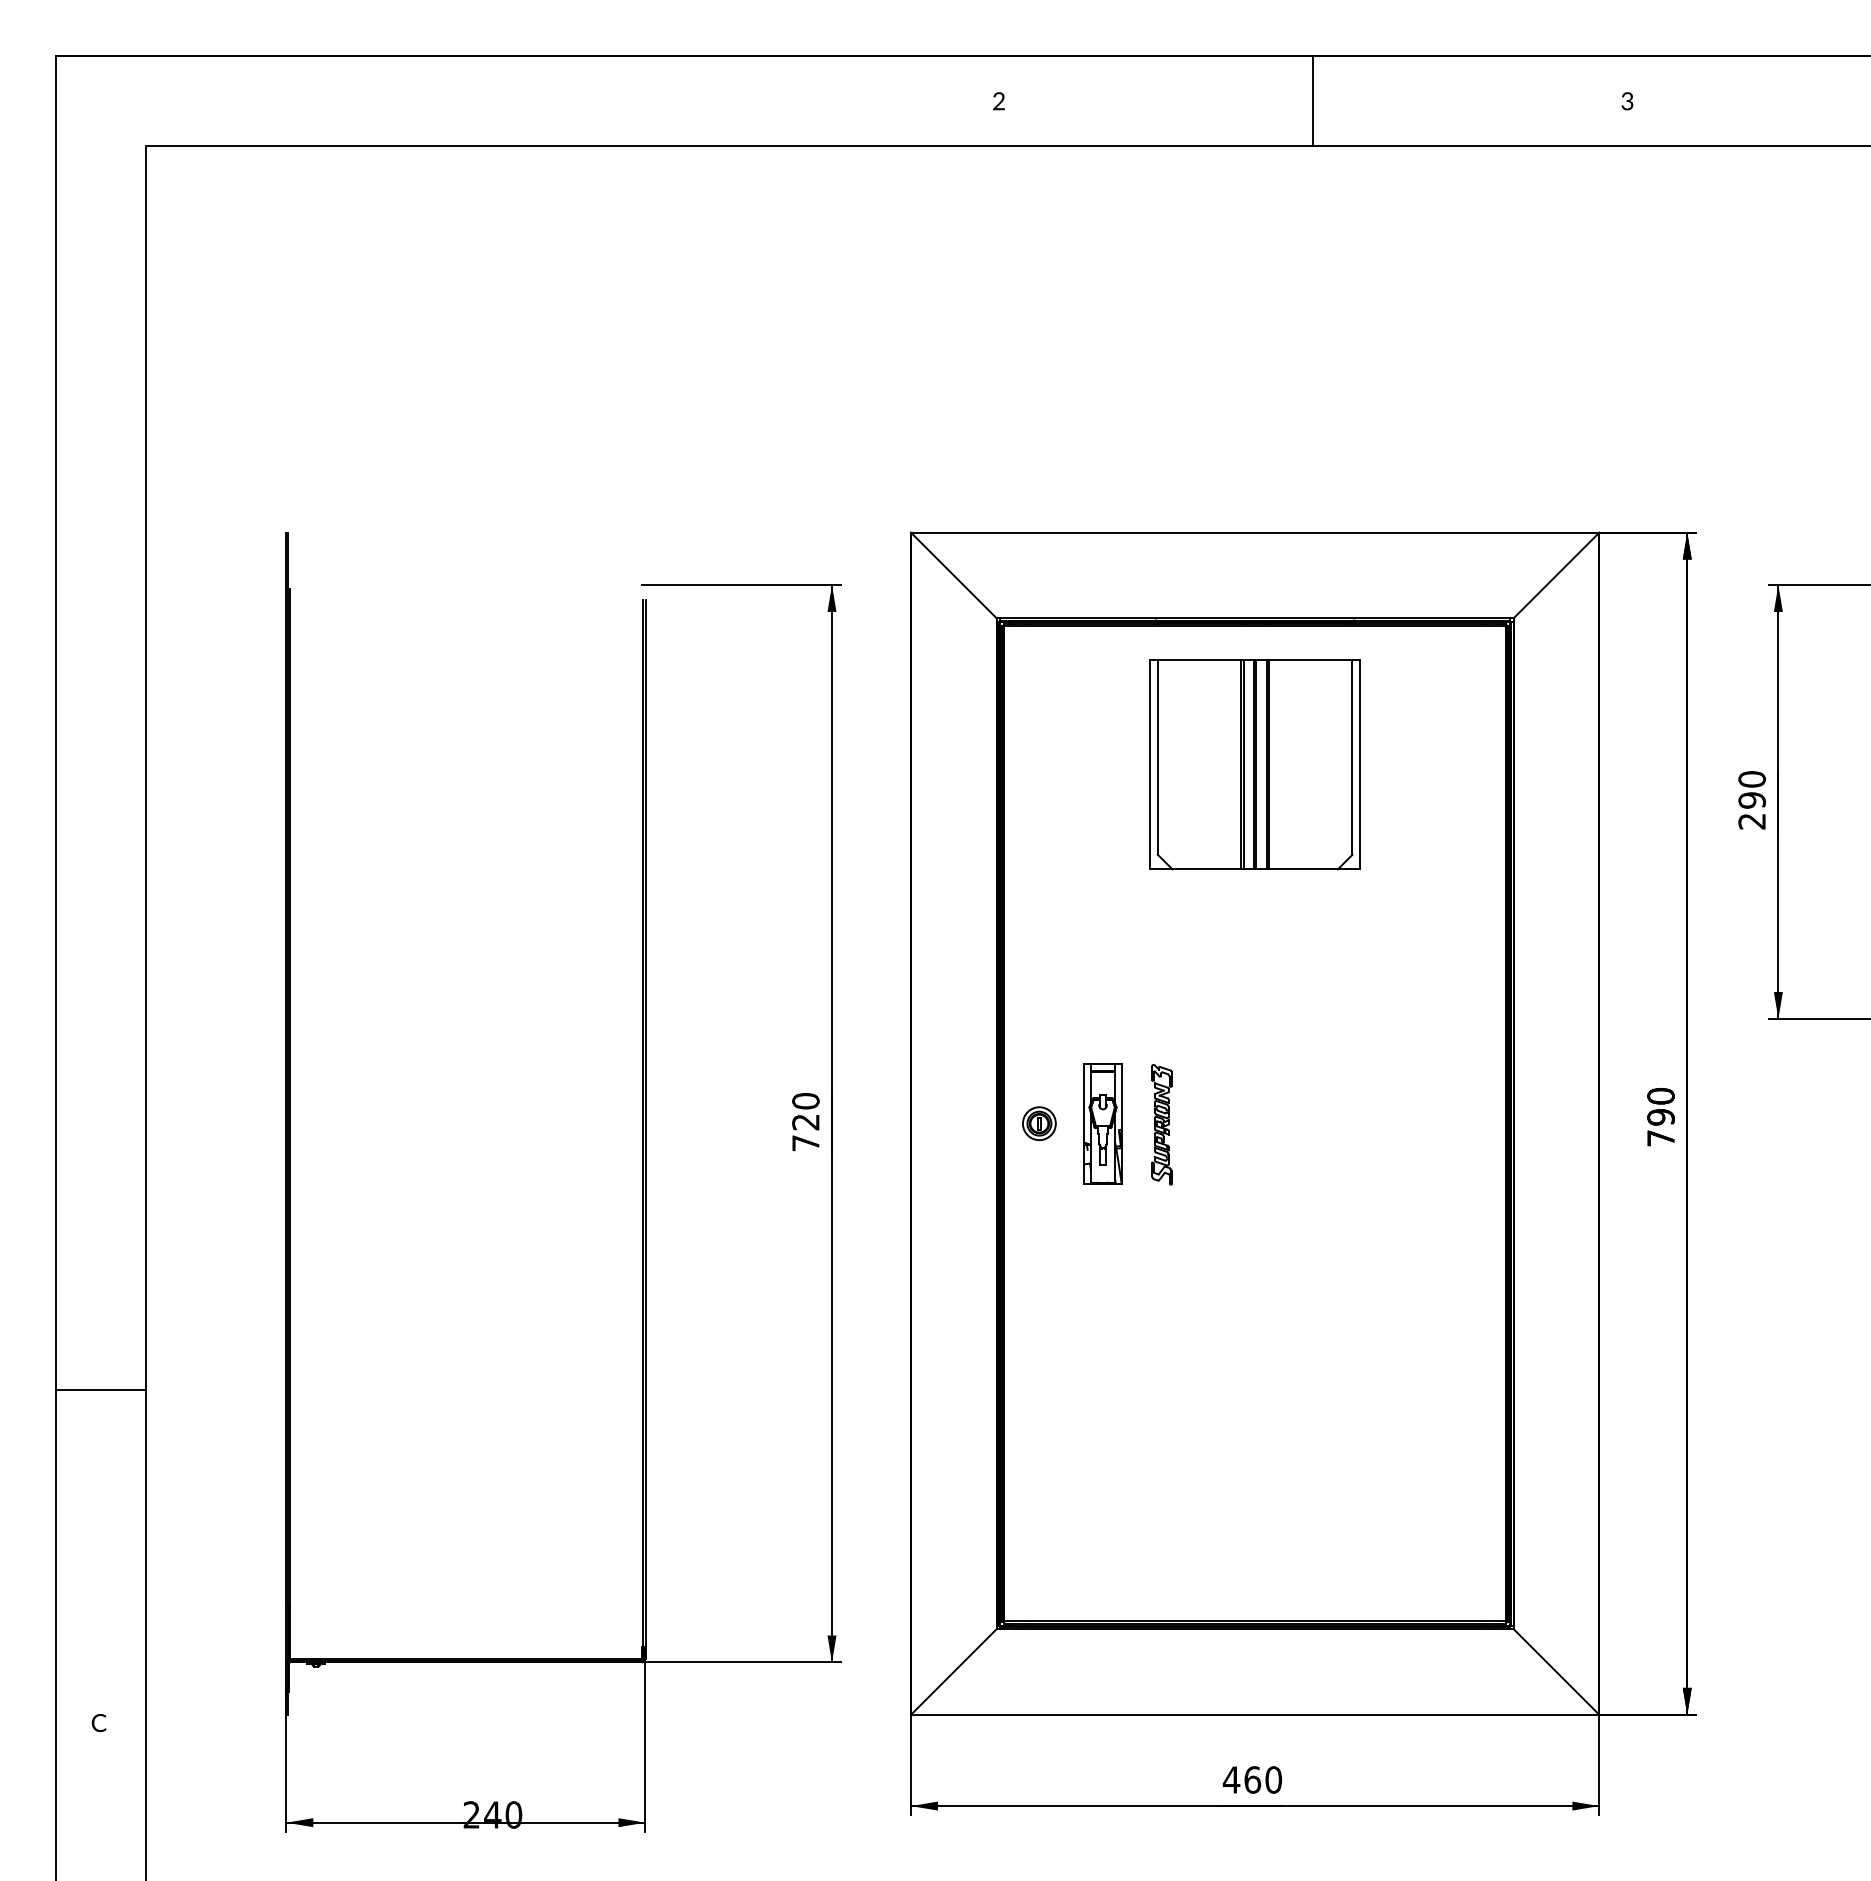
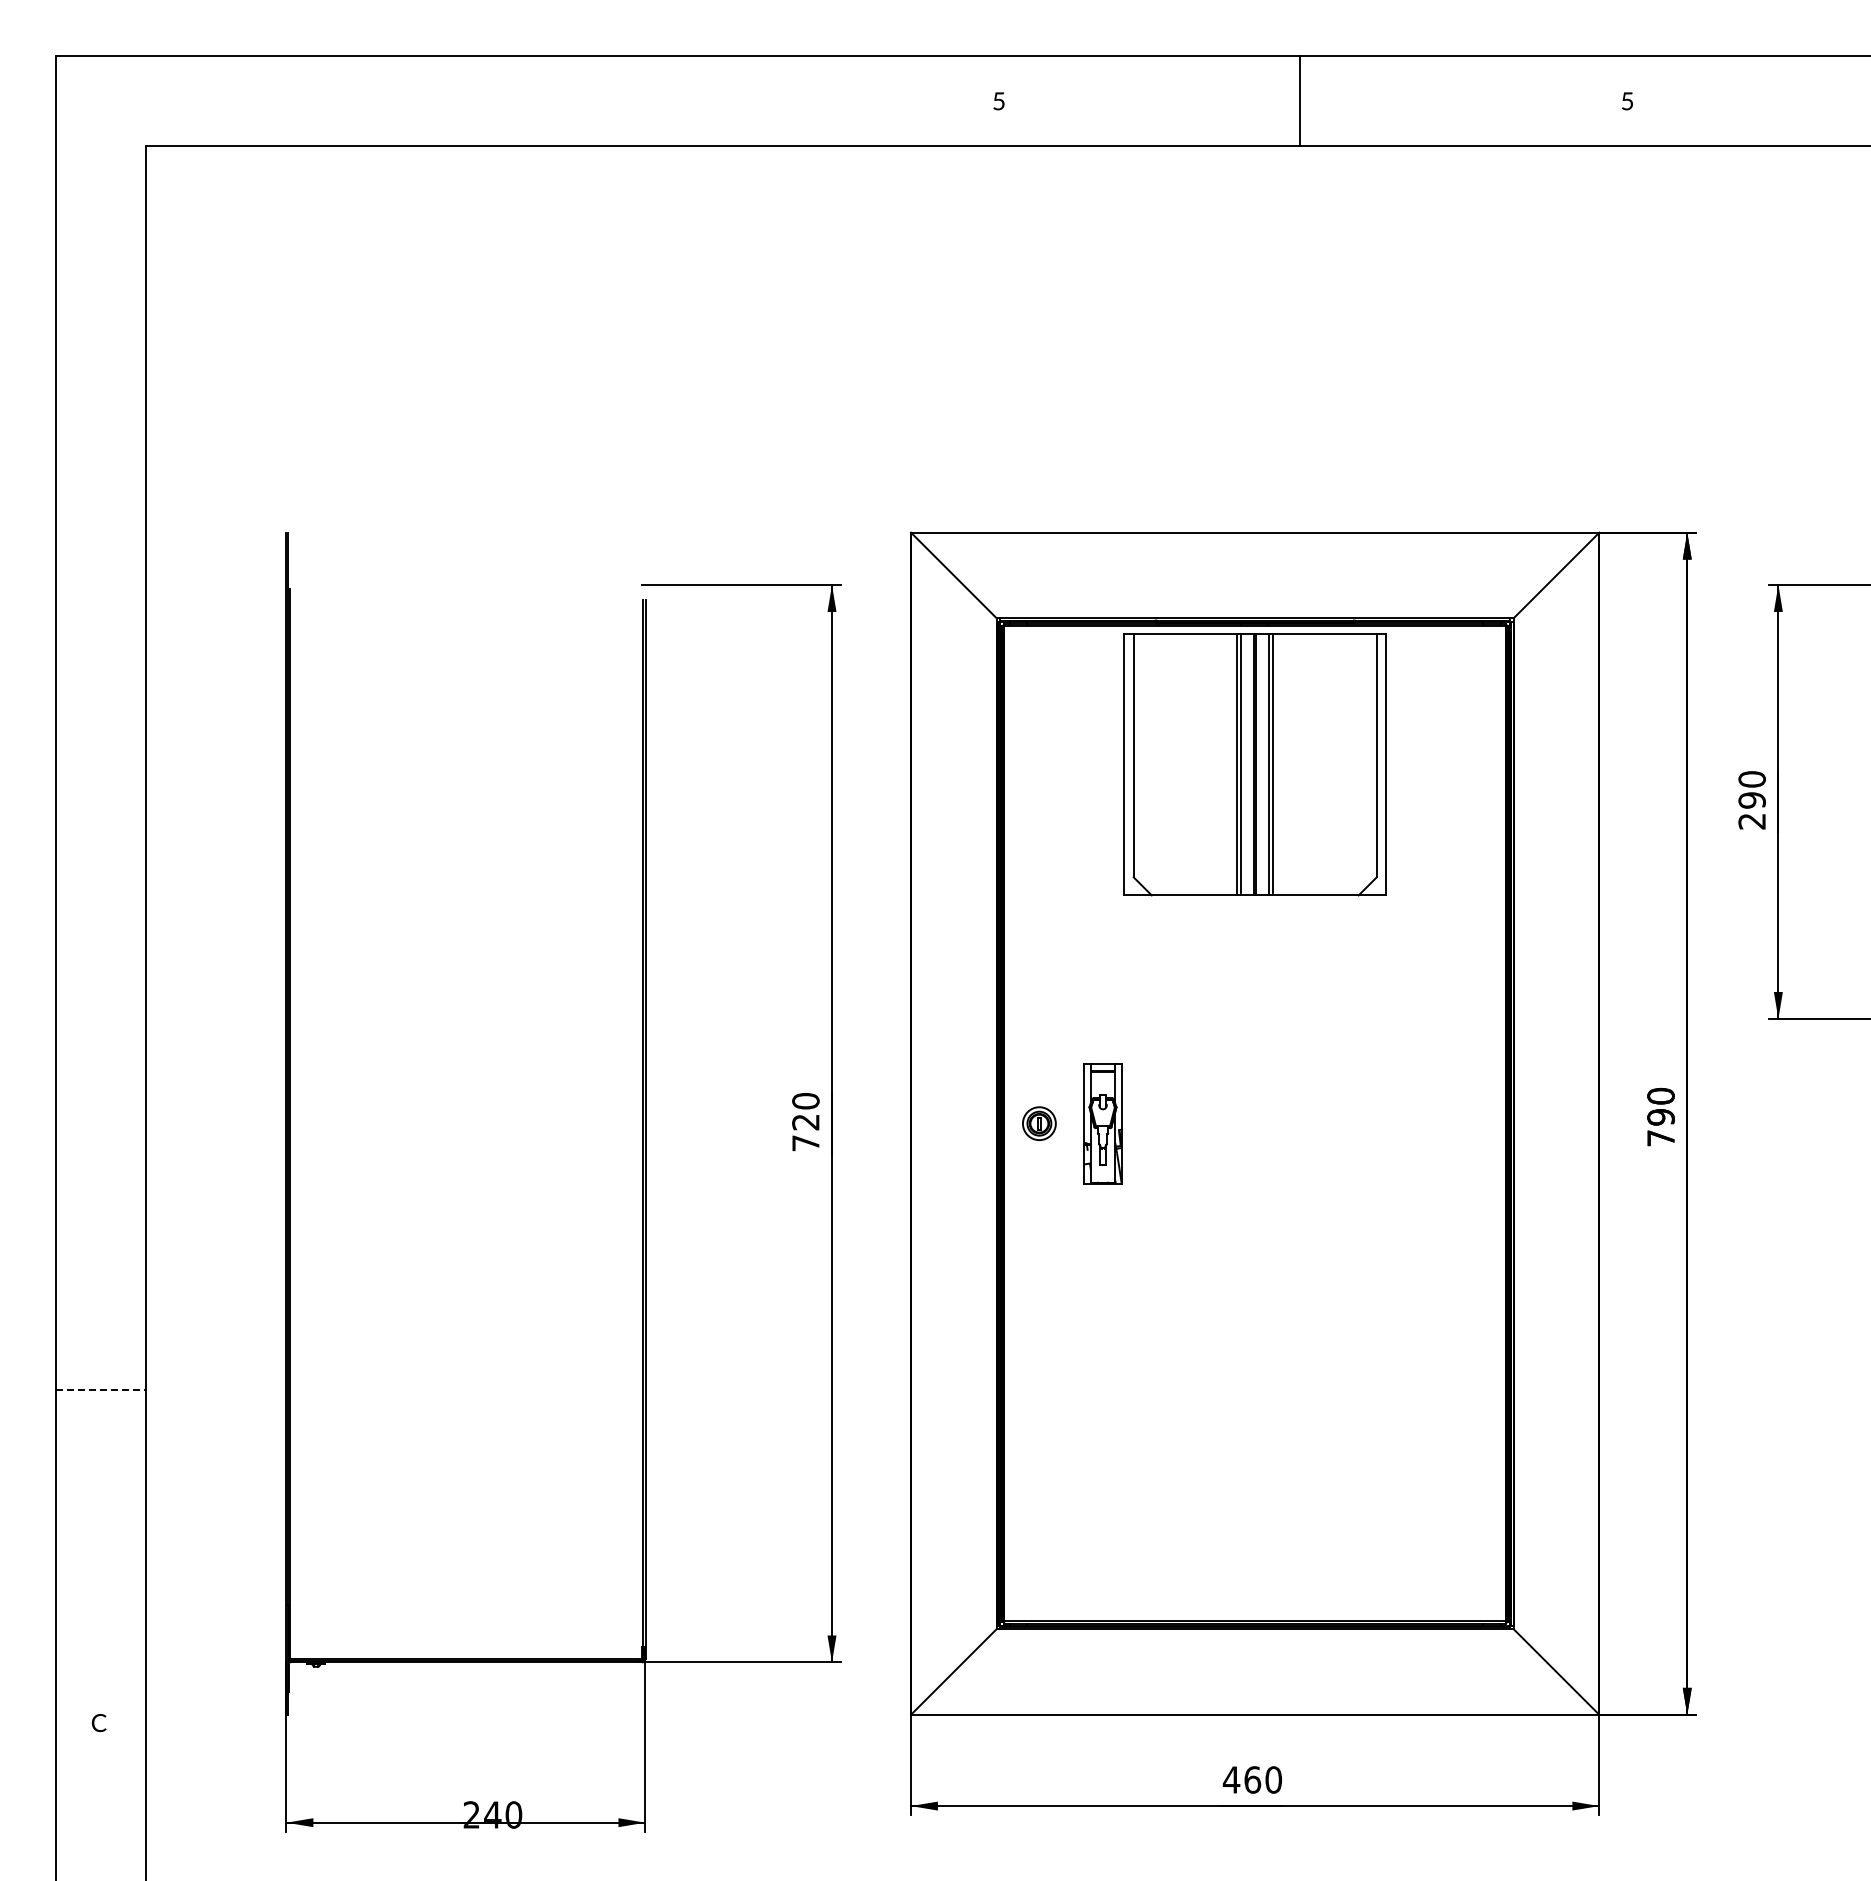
text: 2 -> 5 (998, 101)
line position: (1313, 101) -> (1300, 101) (1300, 101)
text: 3 -> 5 (1627, 101)
part size: 212x212 px -> 264x264 px (1254, 764)
part: present -> none (1161, 1124)
line: solid -> dashed (101, 1389)
